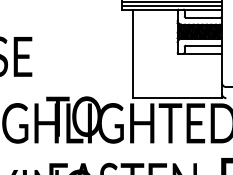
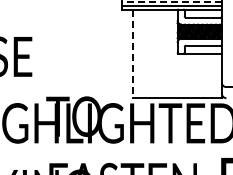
line: solid -> dashed (172, 1)
line: solid -> dashed (133, 54)
